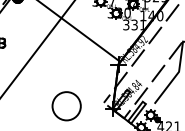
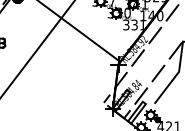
circle: present -> none (66, 106)
